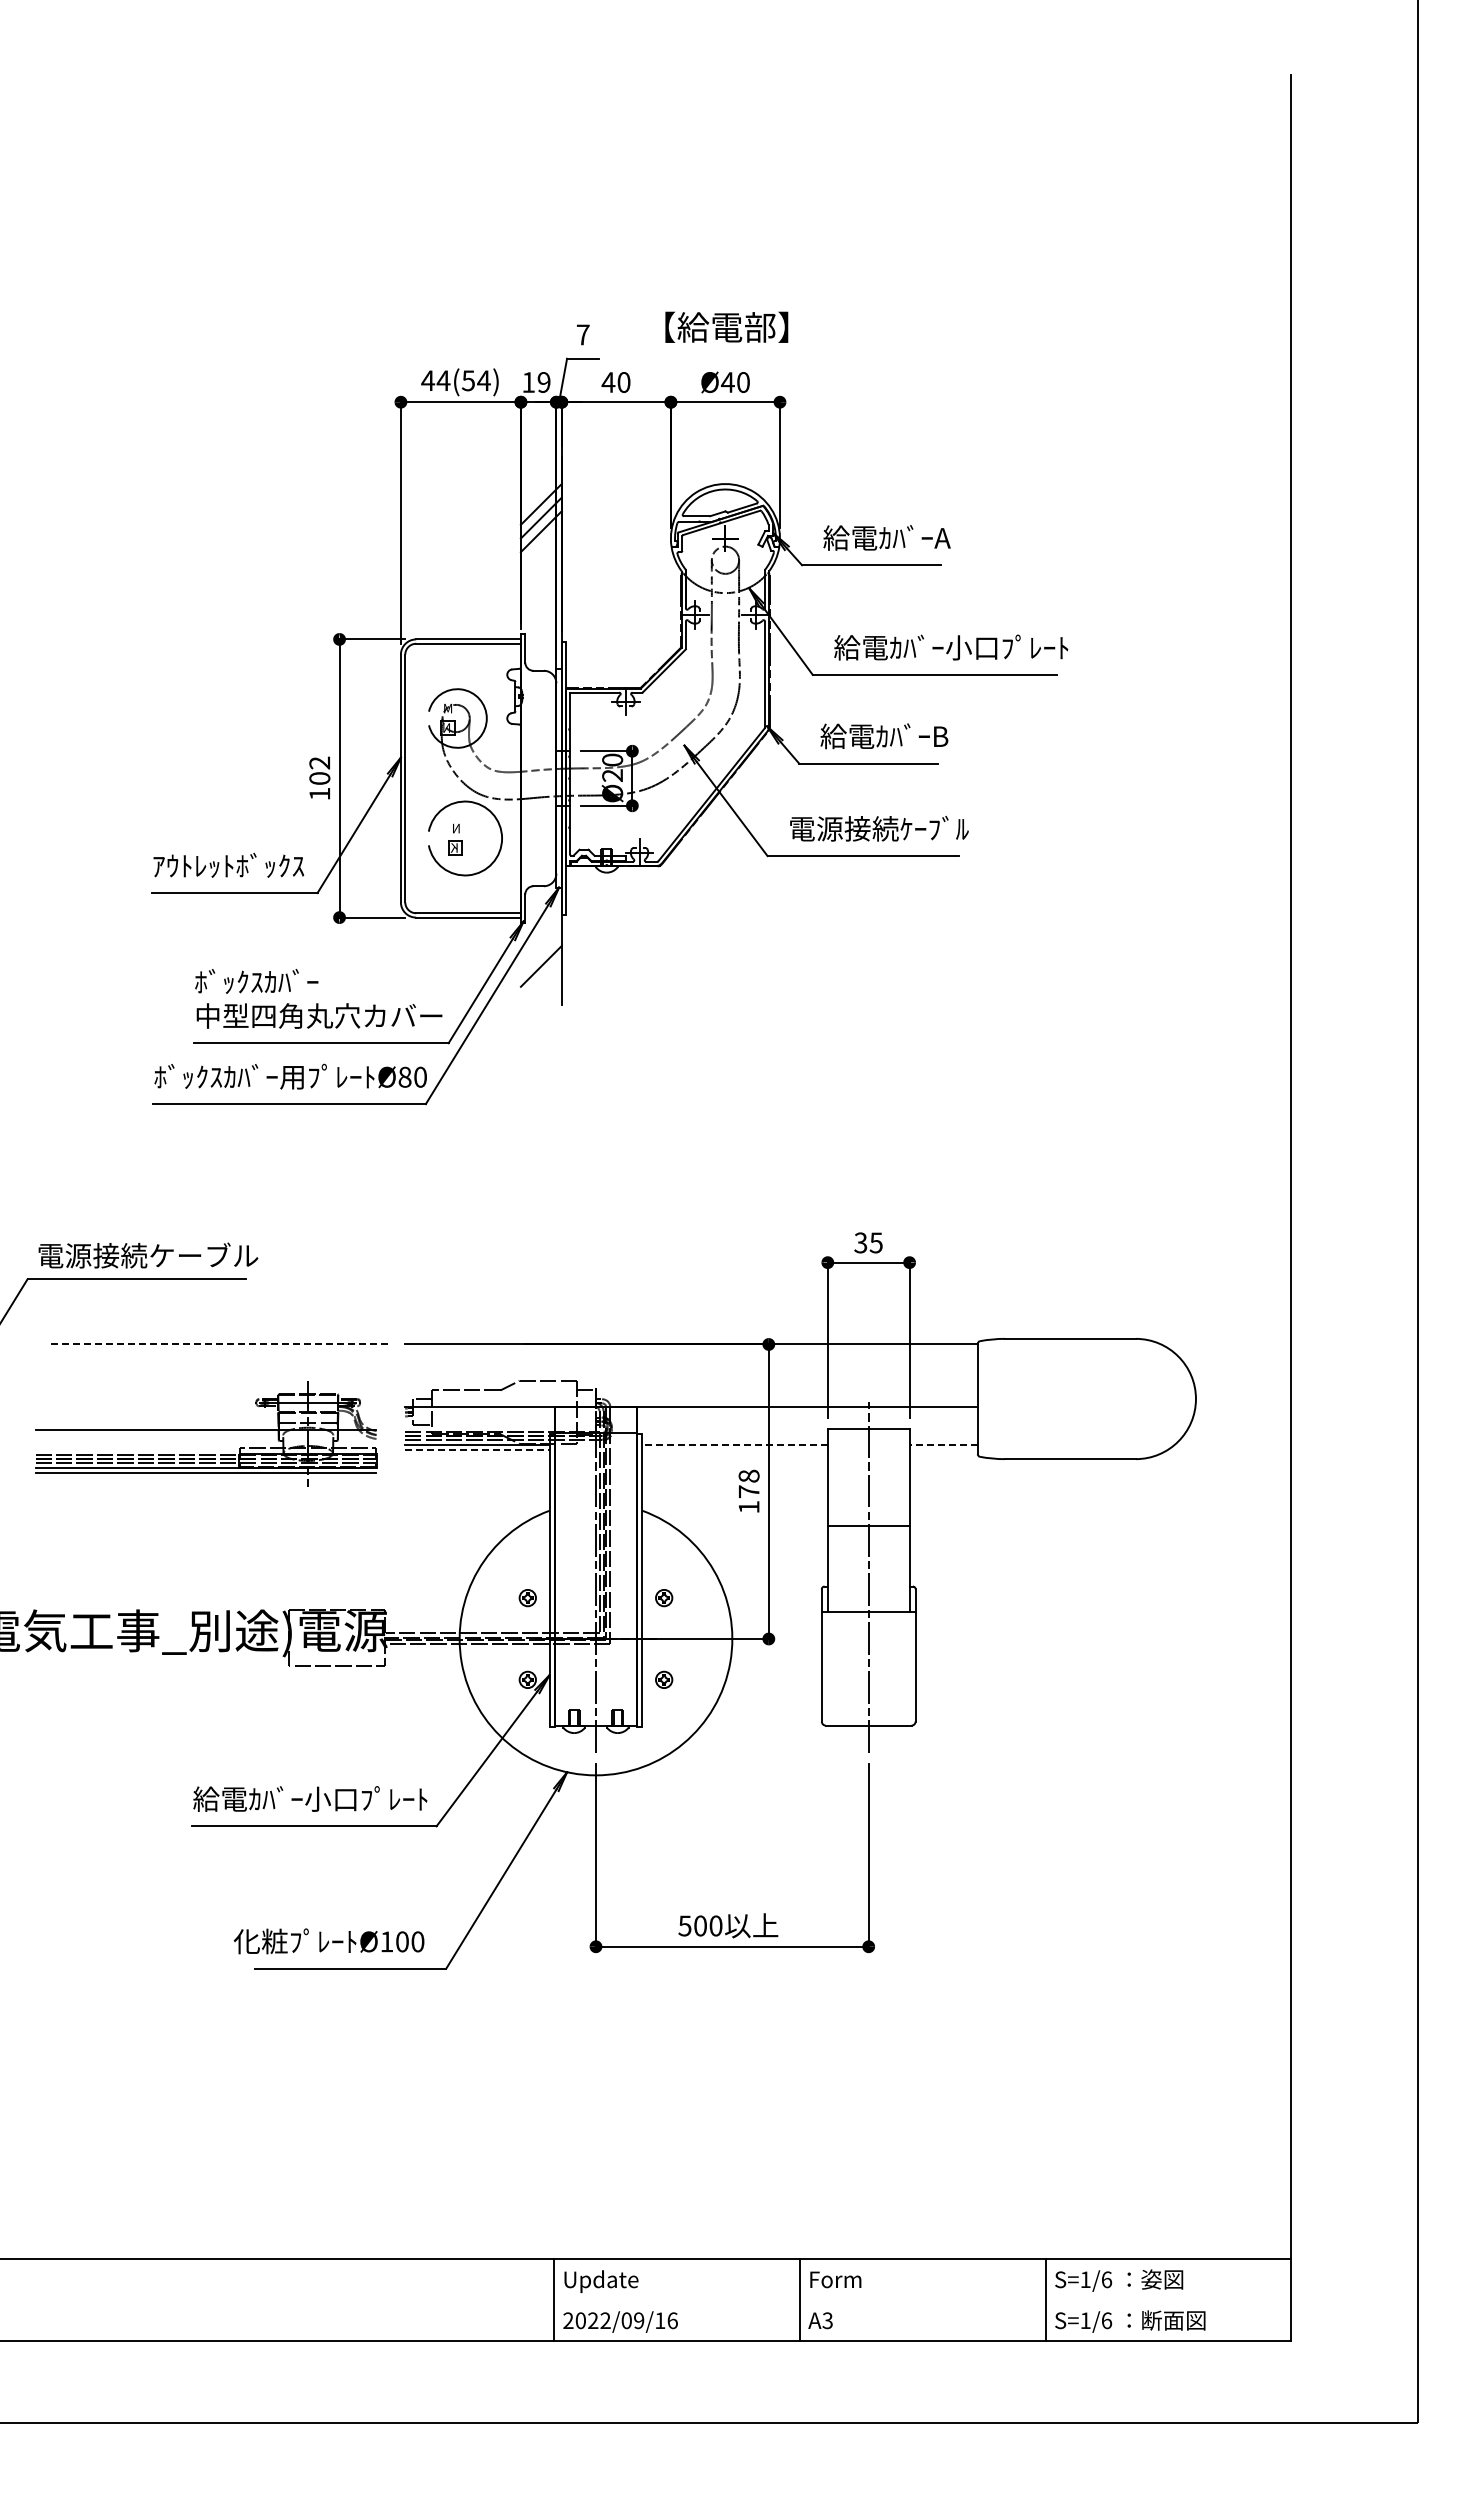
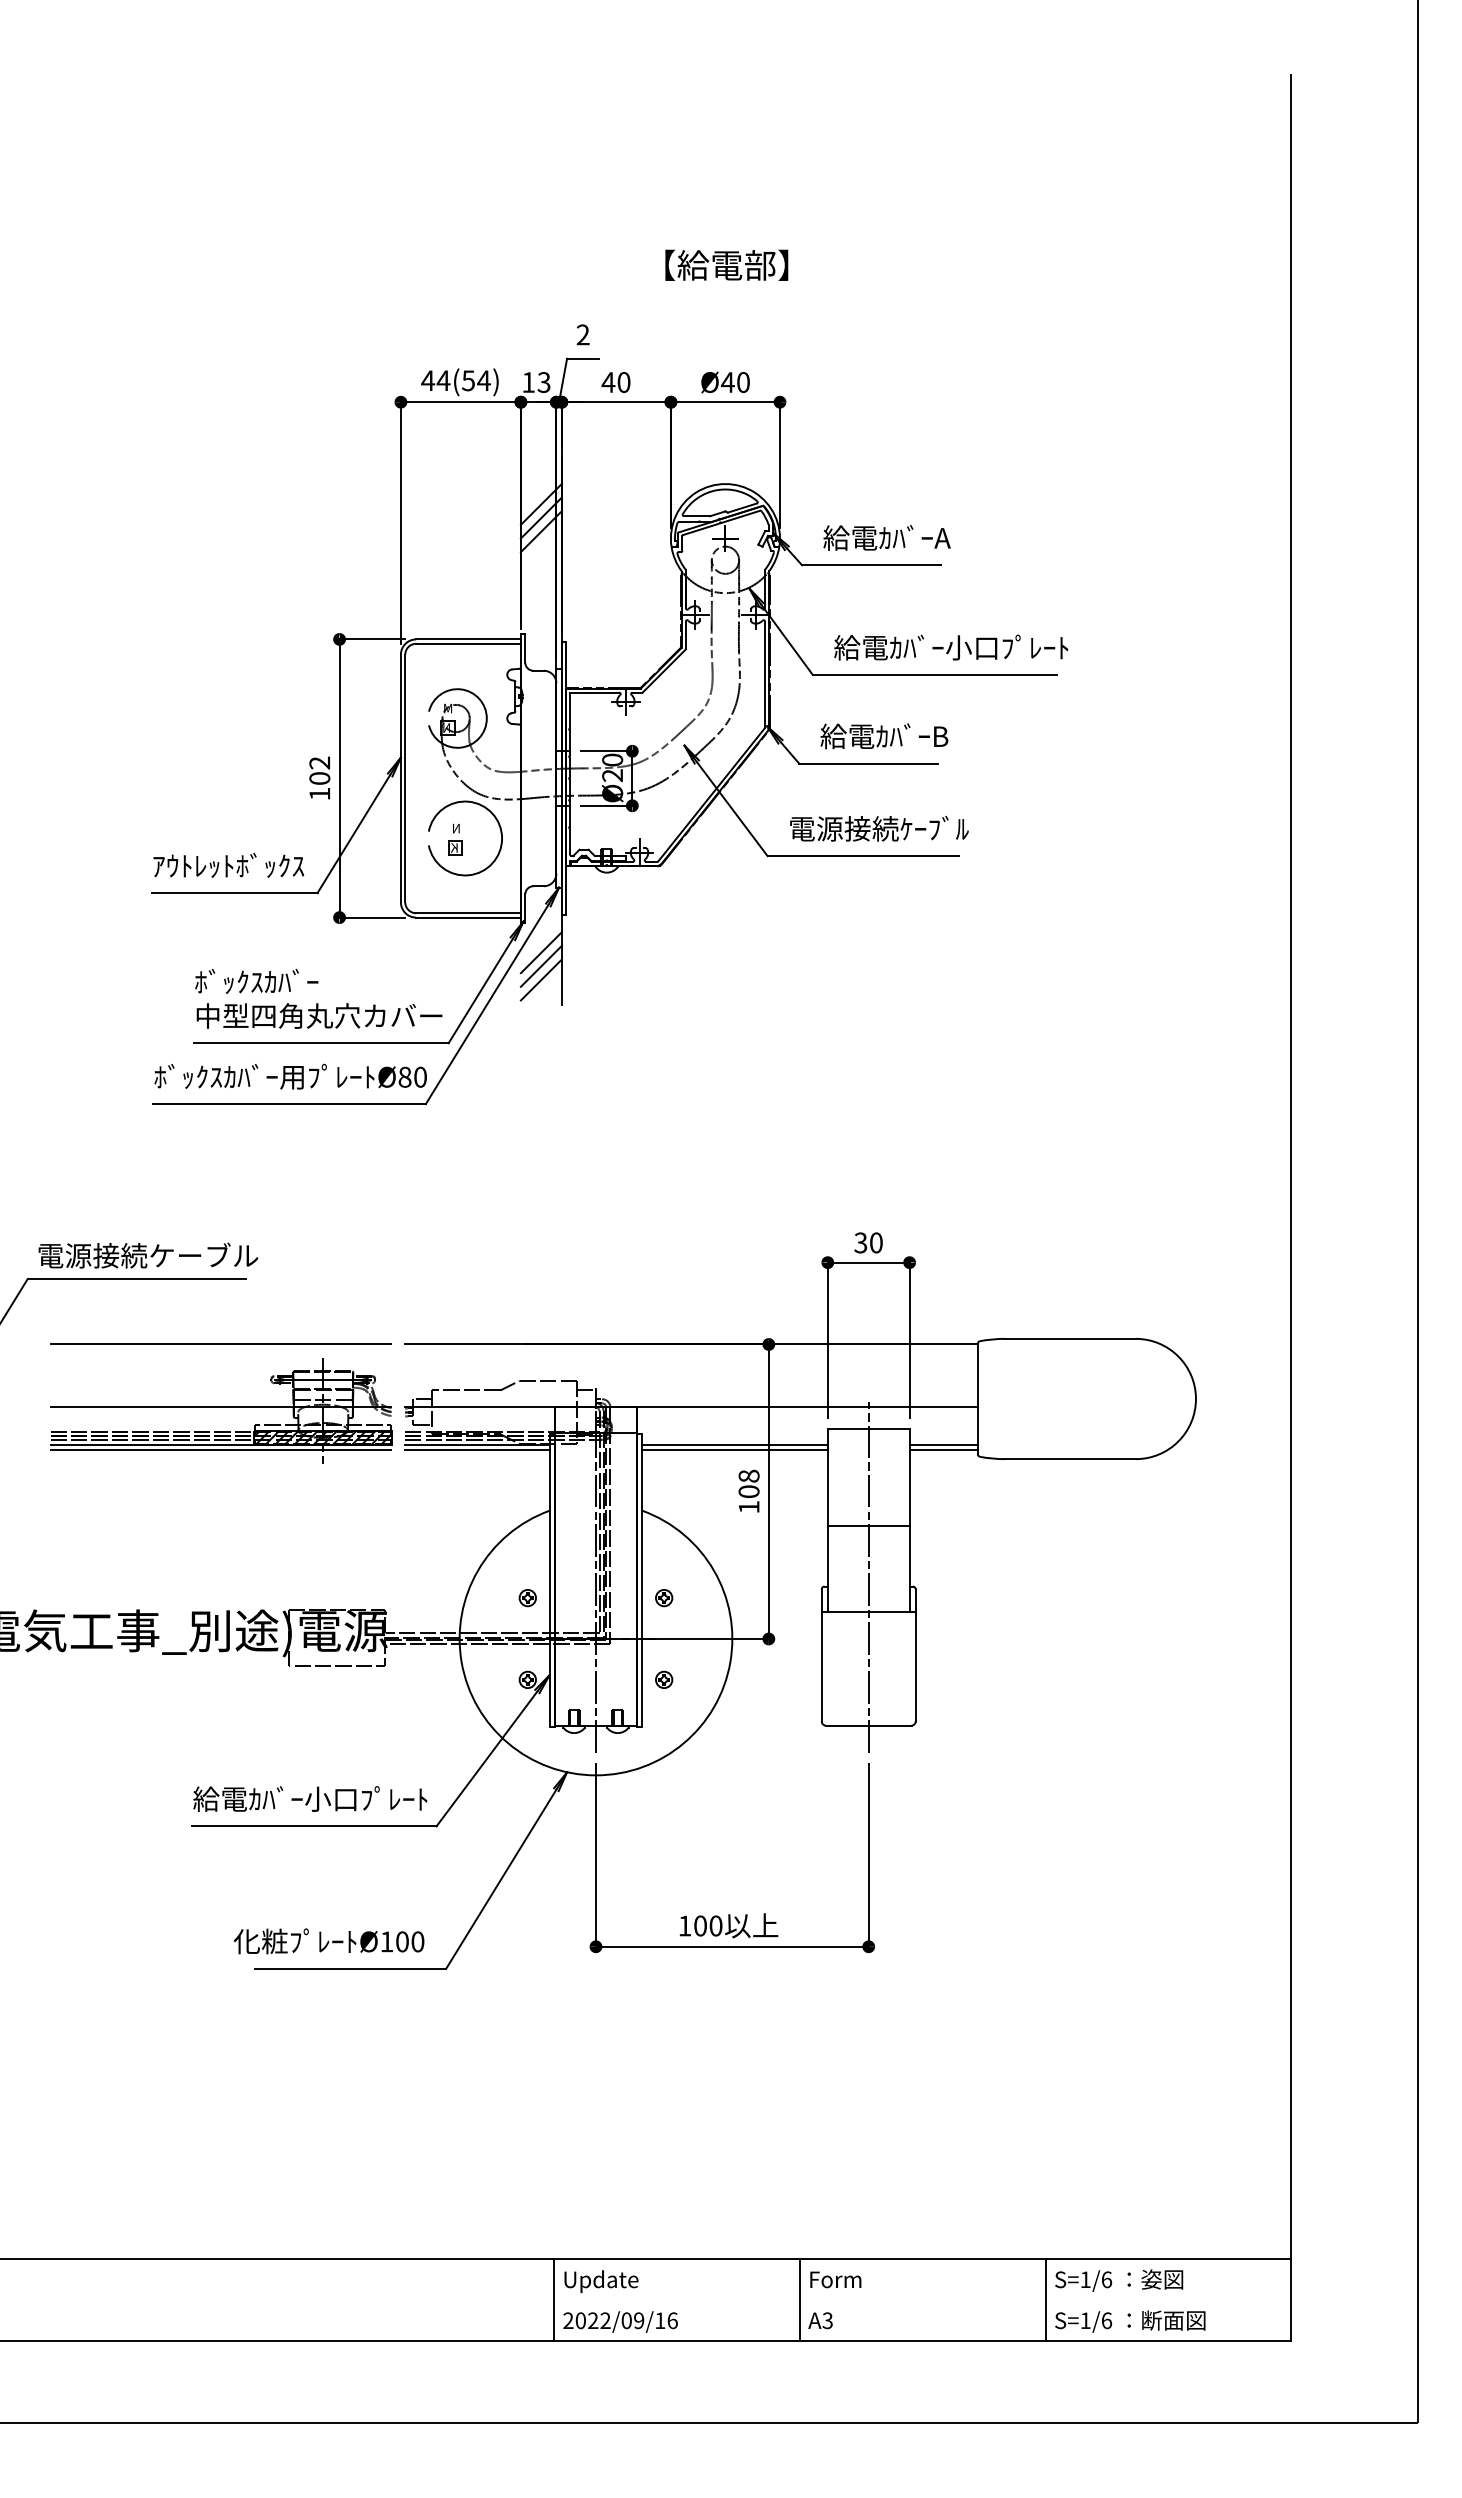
text position: (726, 326) -> (726, 264) (726, 264)
text: 7 -> 2 (582, 334)
text: 19 -> 13 (543, 382)
line: none -> present (540, 952)
line: none -> present (540, 979)
text: 35 -> 30 (875, 1242)
line: dashed -> solid (221, 1344)
part position: (206, 1433) -> (221, 1410) (221, 1410)
line: dashed -> solid (735, 1444)
line: dashed -> solid (943, 1444)
line: dashed -> solid (477, 1450)
line: none -> present (734, 1450)
line: none -> present (943, 1450)
text: 178 -> 108 (748, 1491)
text: 500 -> 100 (684, 1925)
